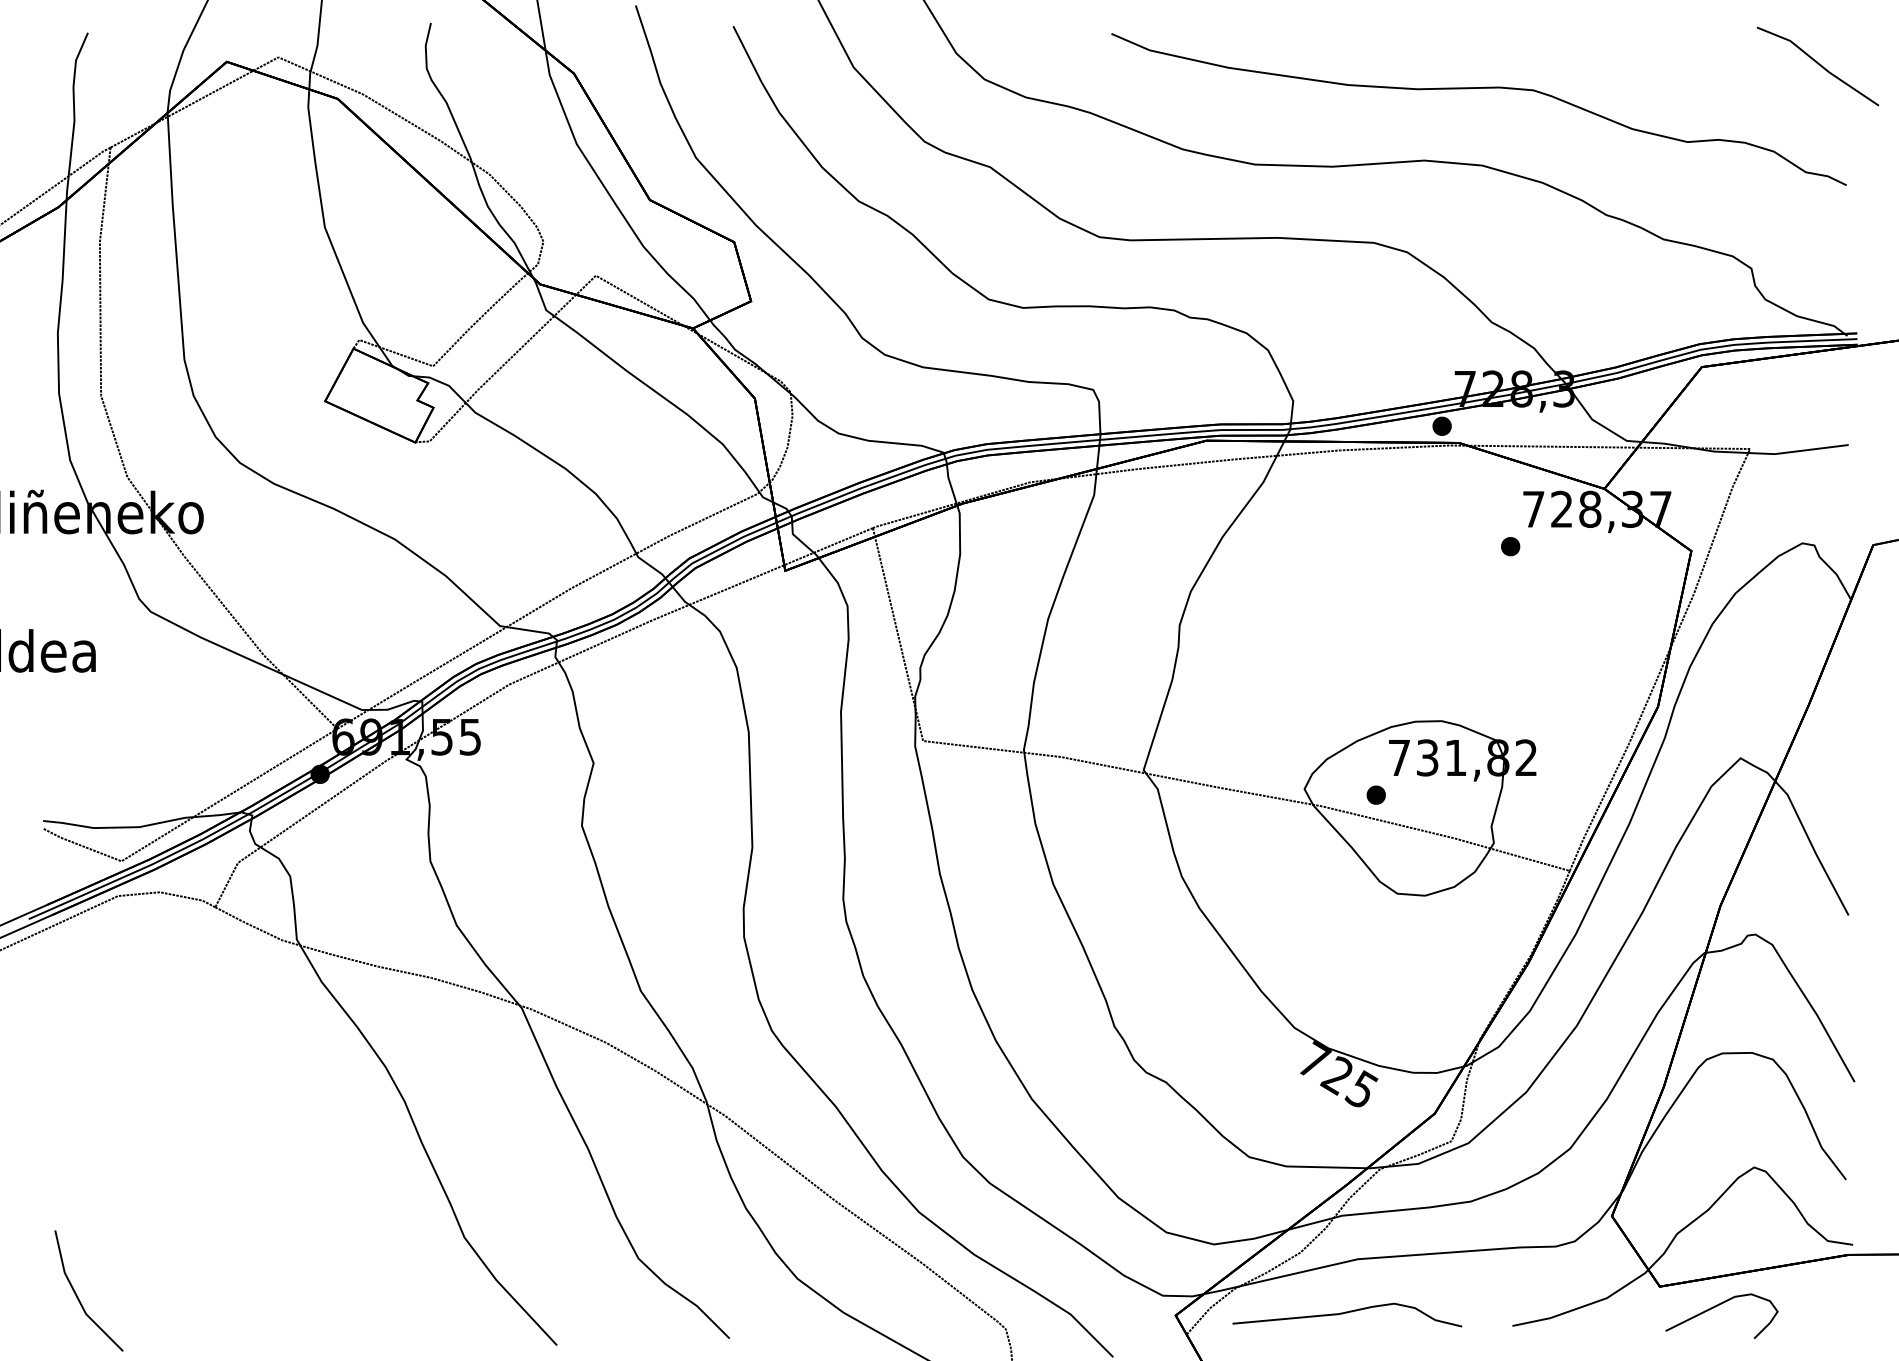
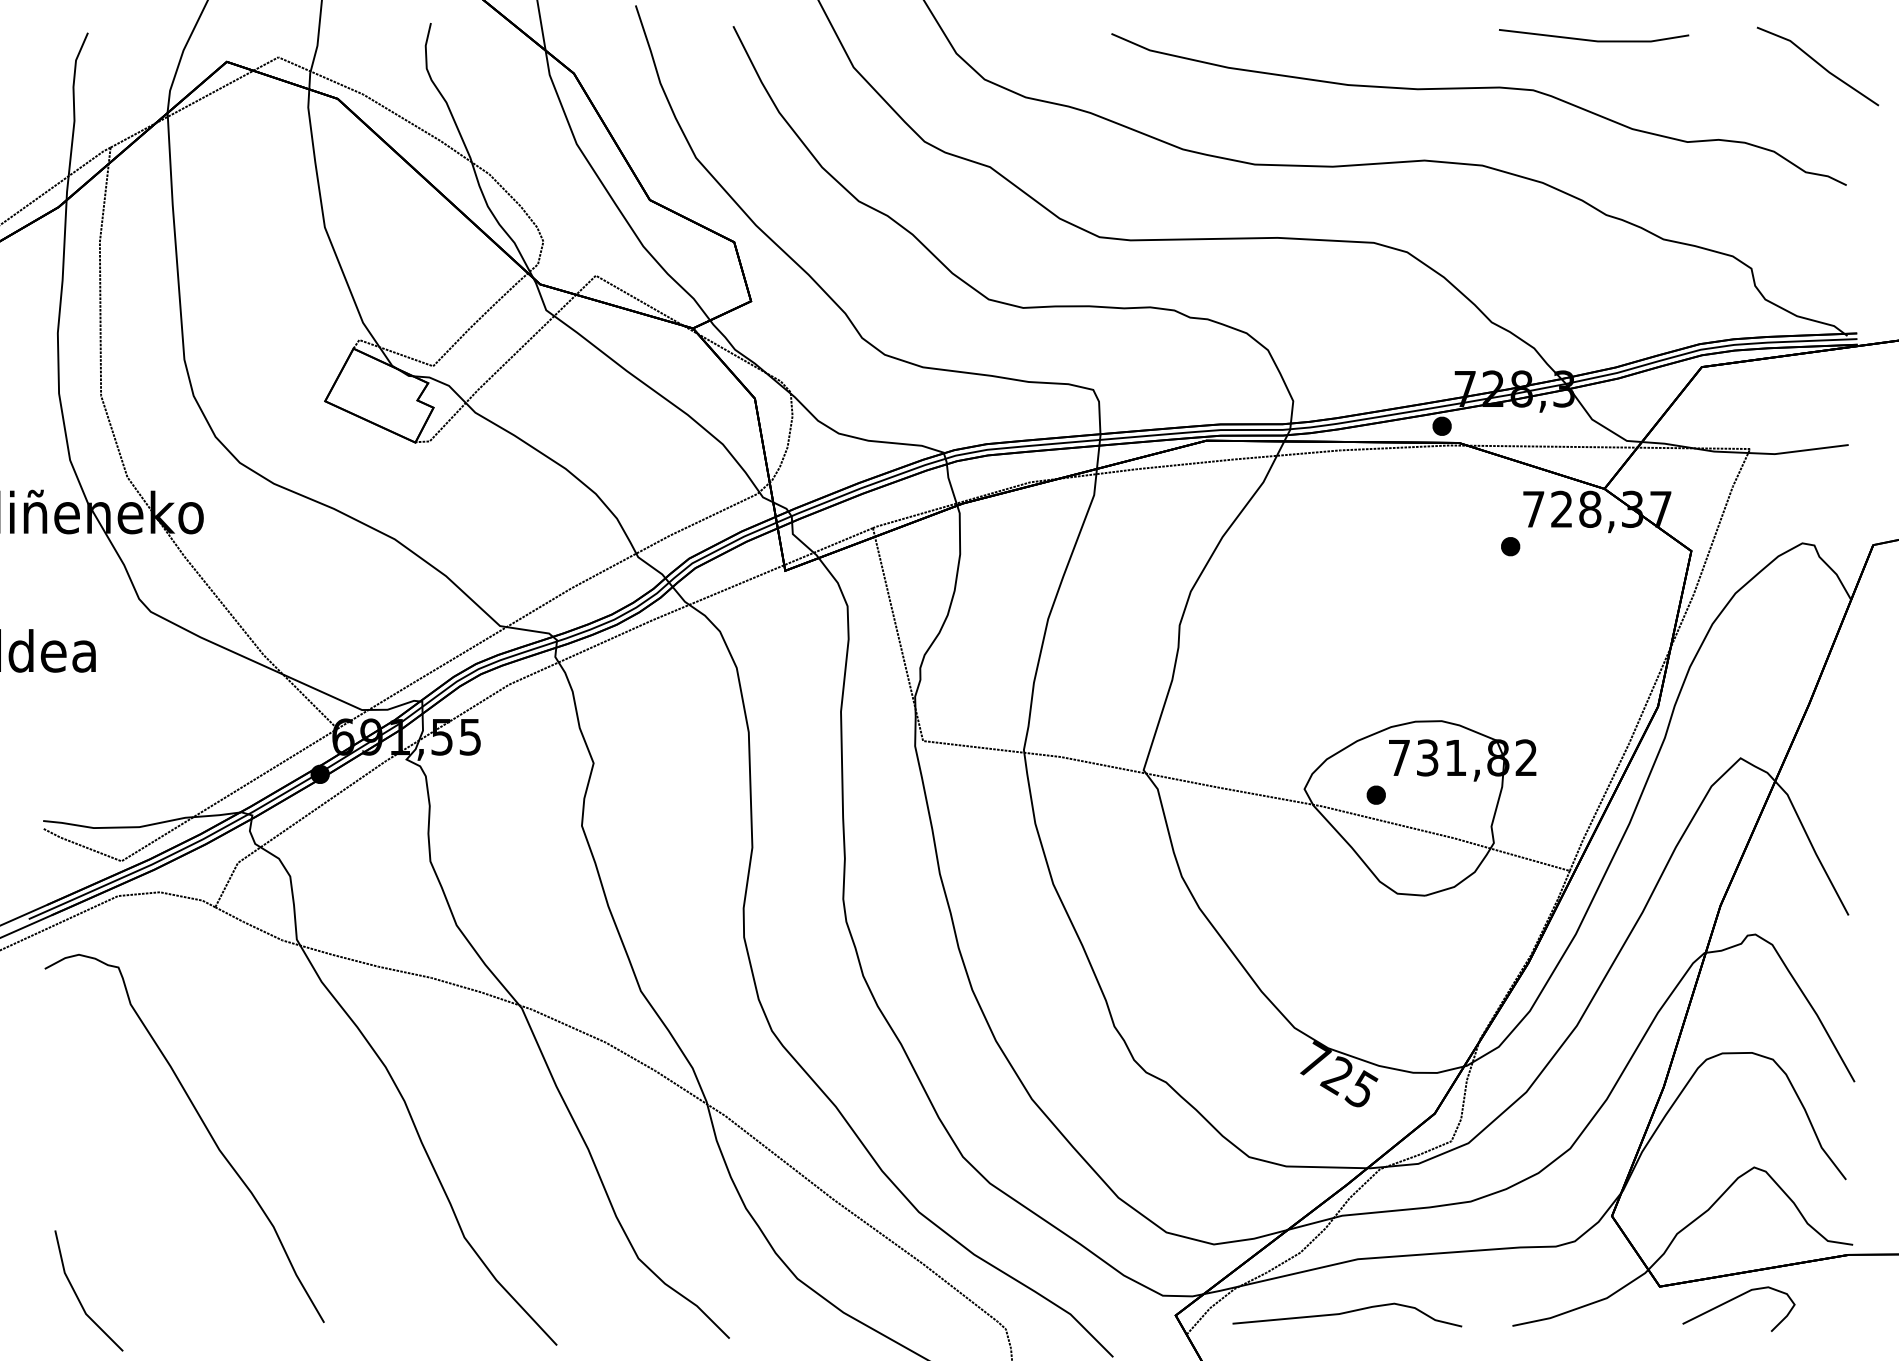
line: none -> present (1592, 39)
curve: none -> present (205, 1128)
curve position: (1717, 1306) -> (1734, 1299) (1734, 1299)
